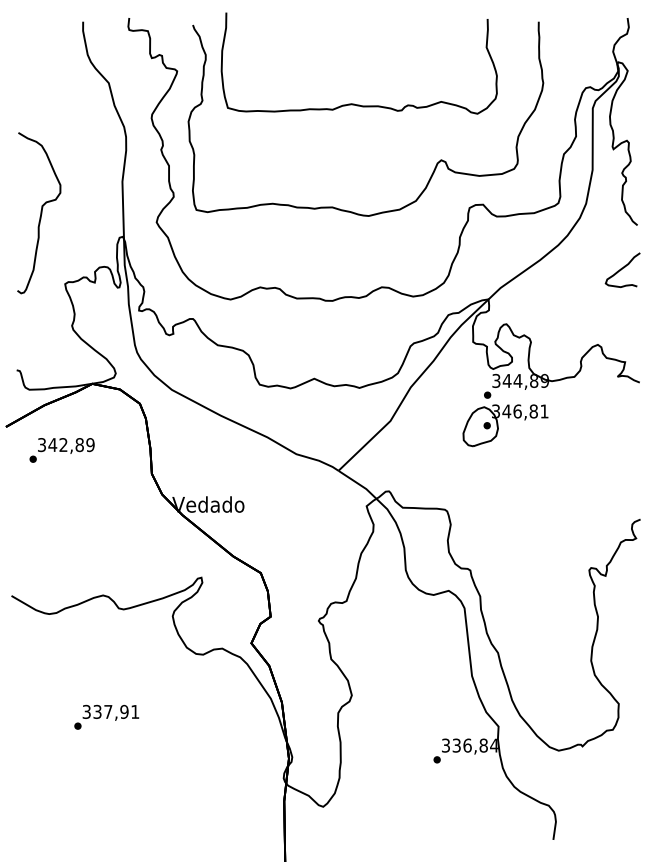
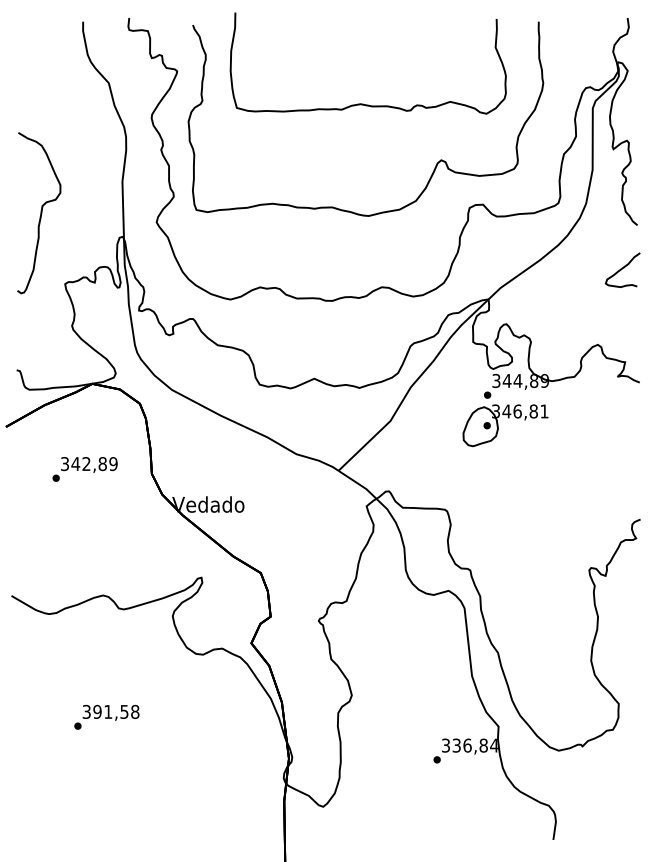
curve position: (354, 103) -> (363, 103) (363, 103)
text position: (61, 450) -> (84, 469) (84, 469)
text: 337,91 -> 391,58 (116, 711)
